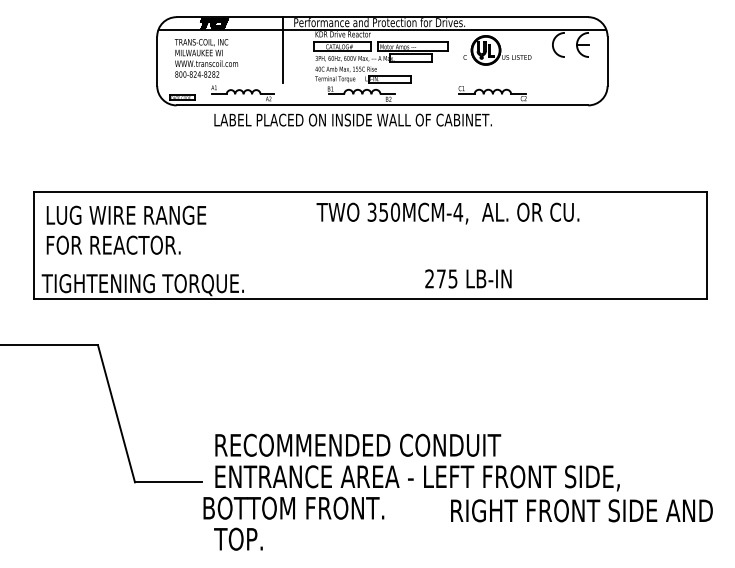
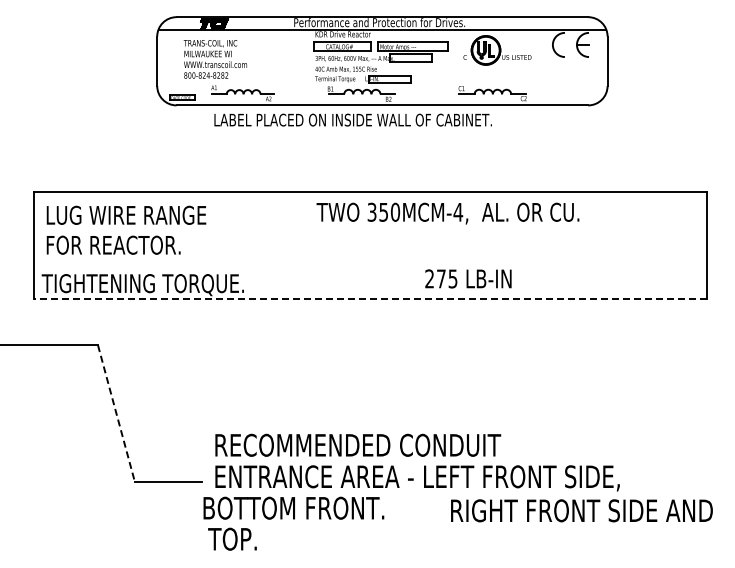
line: present -> none (283, 50)
text position: (205, 58) -> (214, 59) (214, 59)
line: solid -> dashed (370, 299)
line: solid -> dashed (116, 414)
text position: (238, 538) -> (232, 538) (232, 538)
